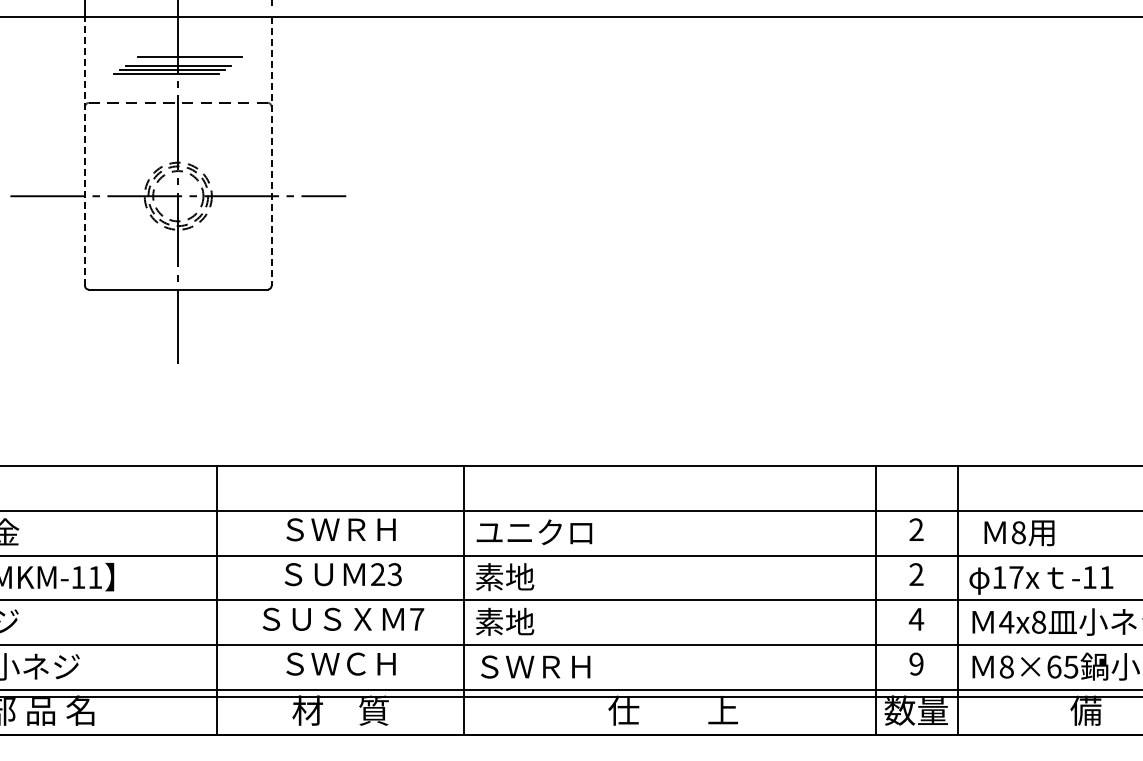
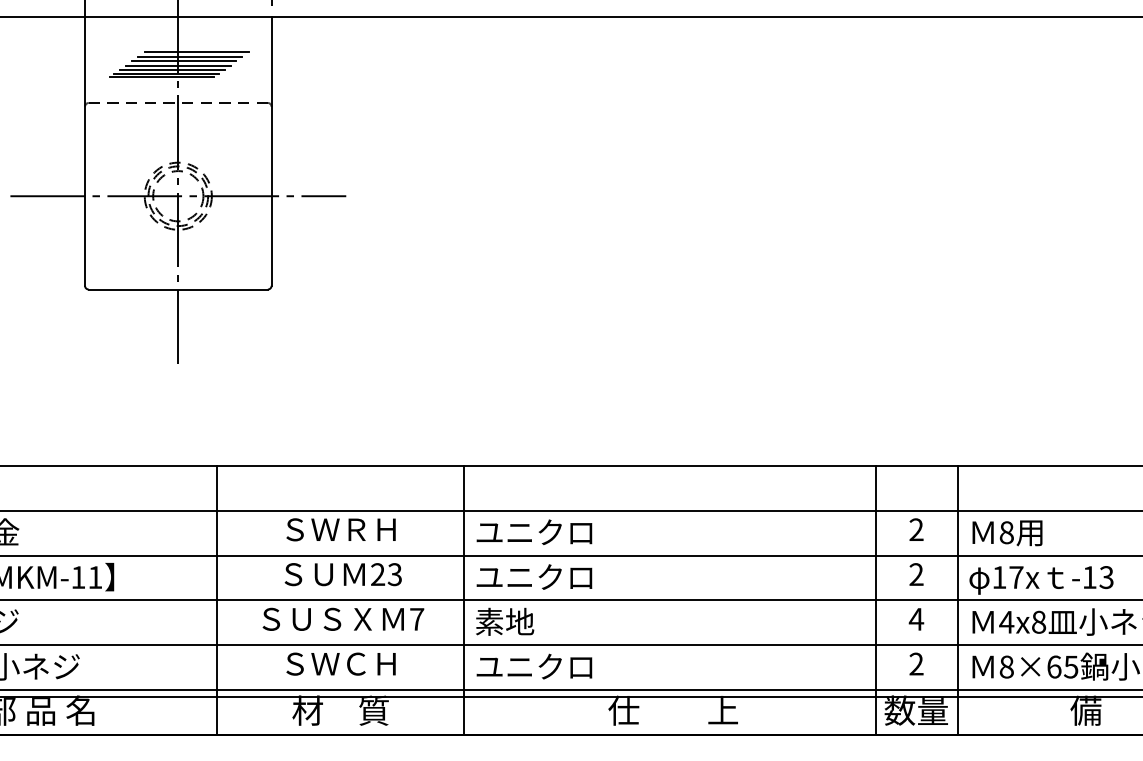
line: none -> present (196, 52)
line: none -> present (183, 61)
line: none -> present (161, 77)
line: dashed -> solid (85, 150)
line: dashed -> solid (271, 151)
text position: (1019, 533) -> (1007, 533) (1007, 533)
text: 素地 -> ユニクロ (534, 577)
text: -11 -> -13 (1106, 577)
text: 9 -> 2 (916, 664)
text: ＳＷＲＨ -> ユニクロ (534, 666)
